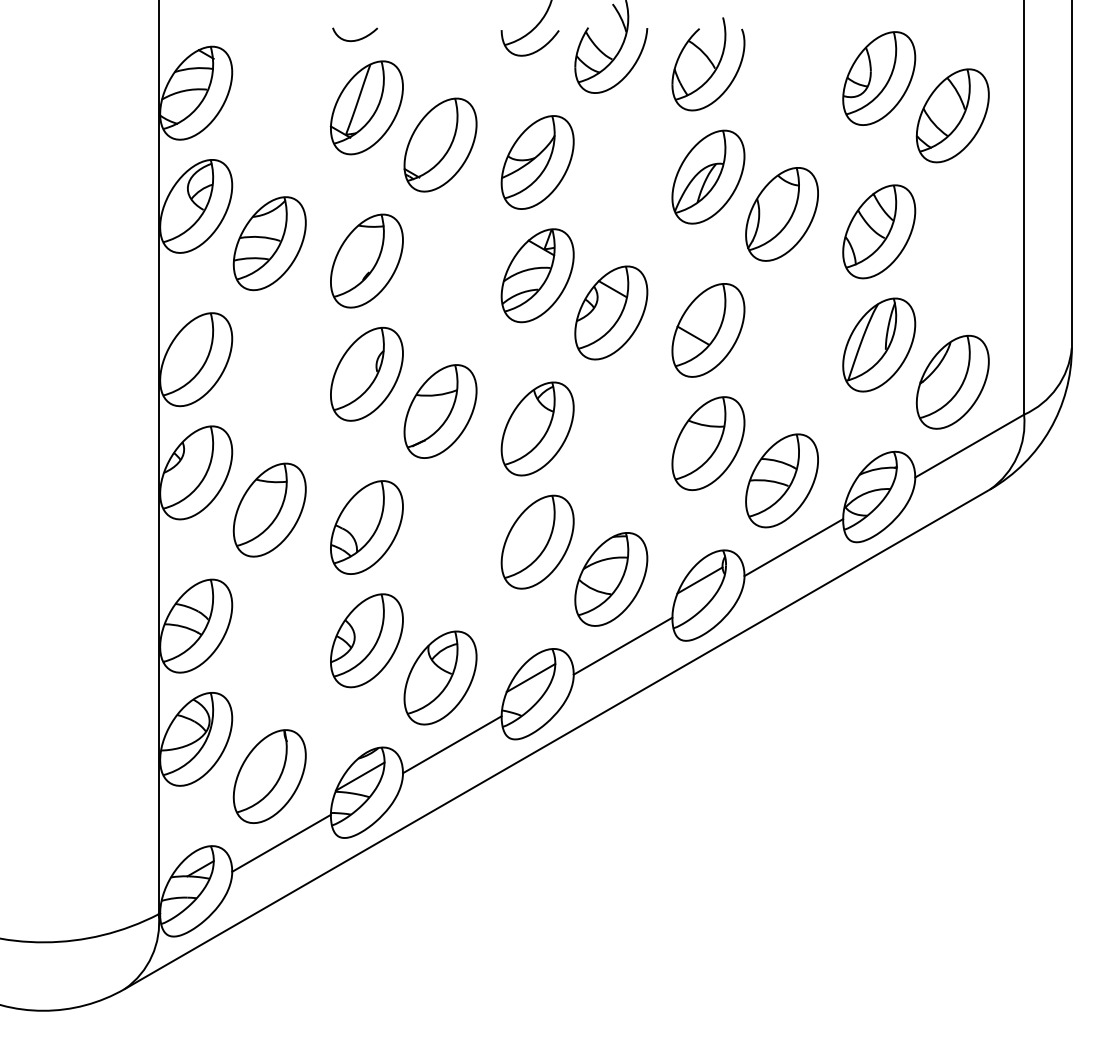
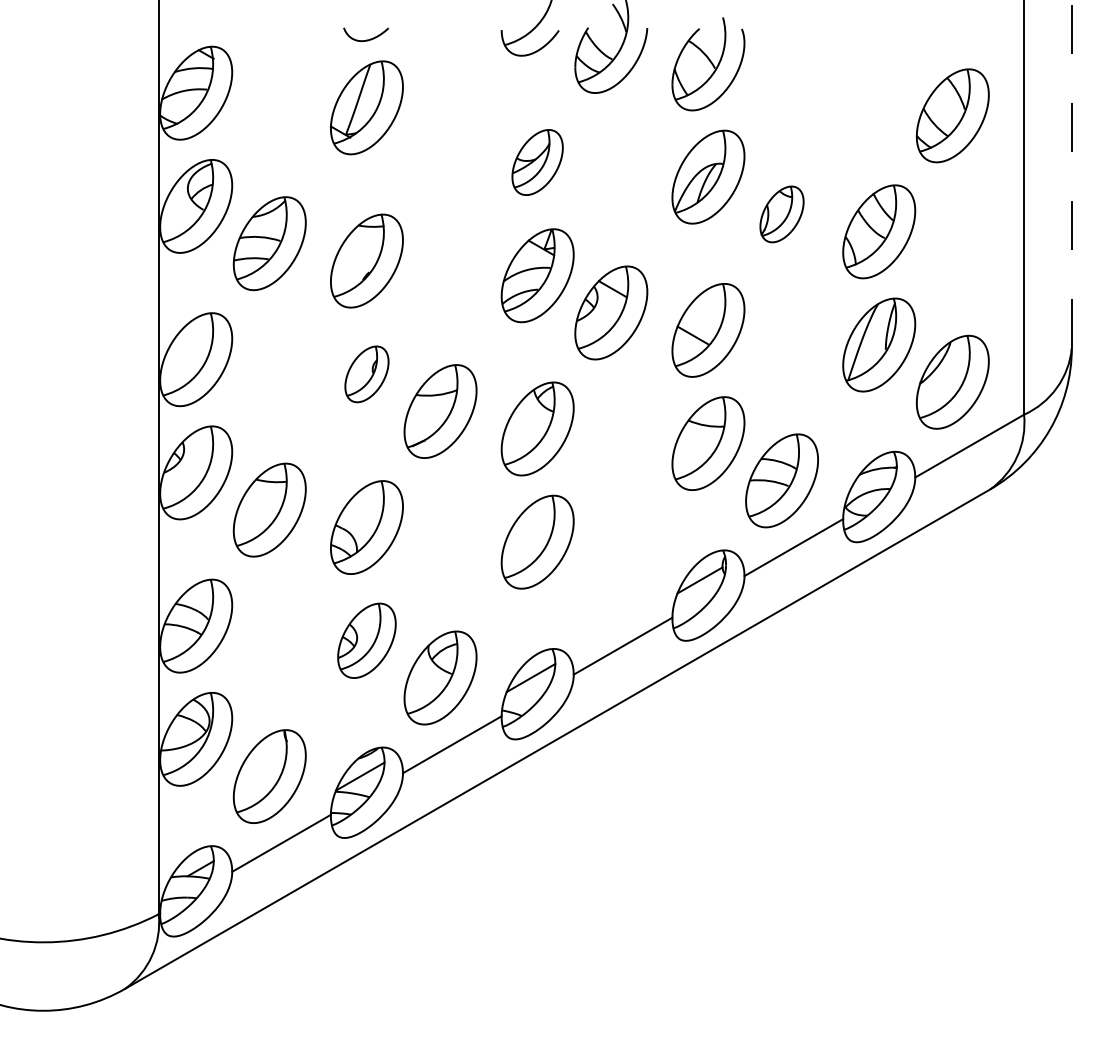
curve position: (355, 39) -> (366, 39) (366, 39)
part: present -> none (879, 78)
part: present -> none (440, 144)
part size: 75x95 px -> 53x67 px (537, 162)
line: solid -> dashed (1071, 174)
part size: 74x95 px -> 46x59 px (781, 214)
part size: 74x95 px -> 46x59 px (366, 374)
part: present -> none (611, 579)
part size: 74x96 px -> 60x77 px (366, 640)
